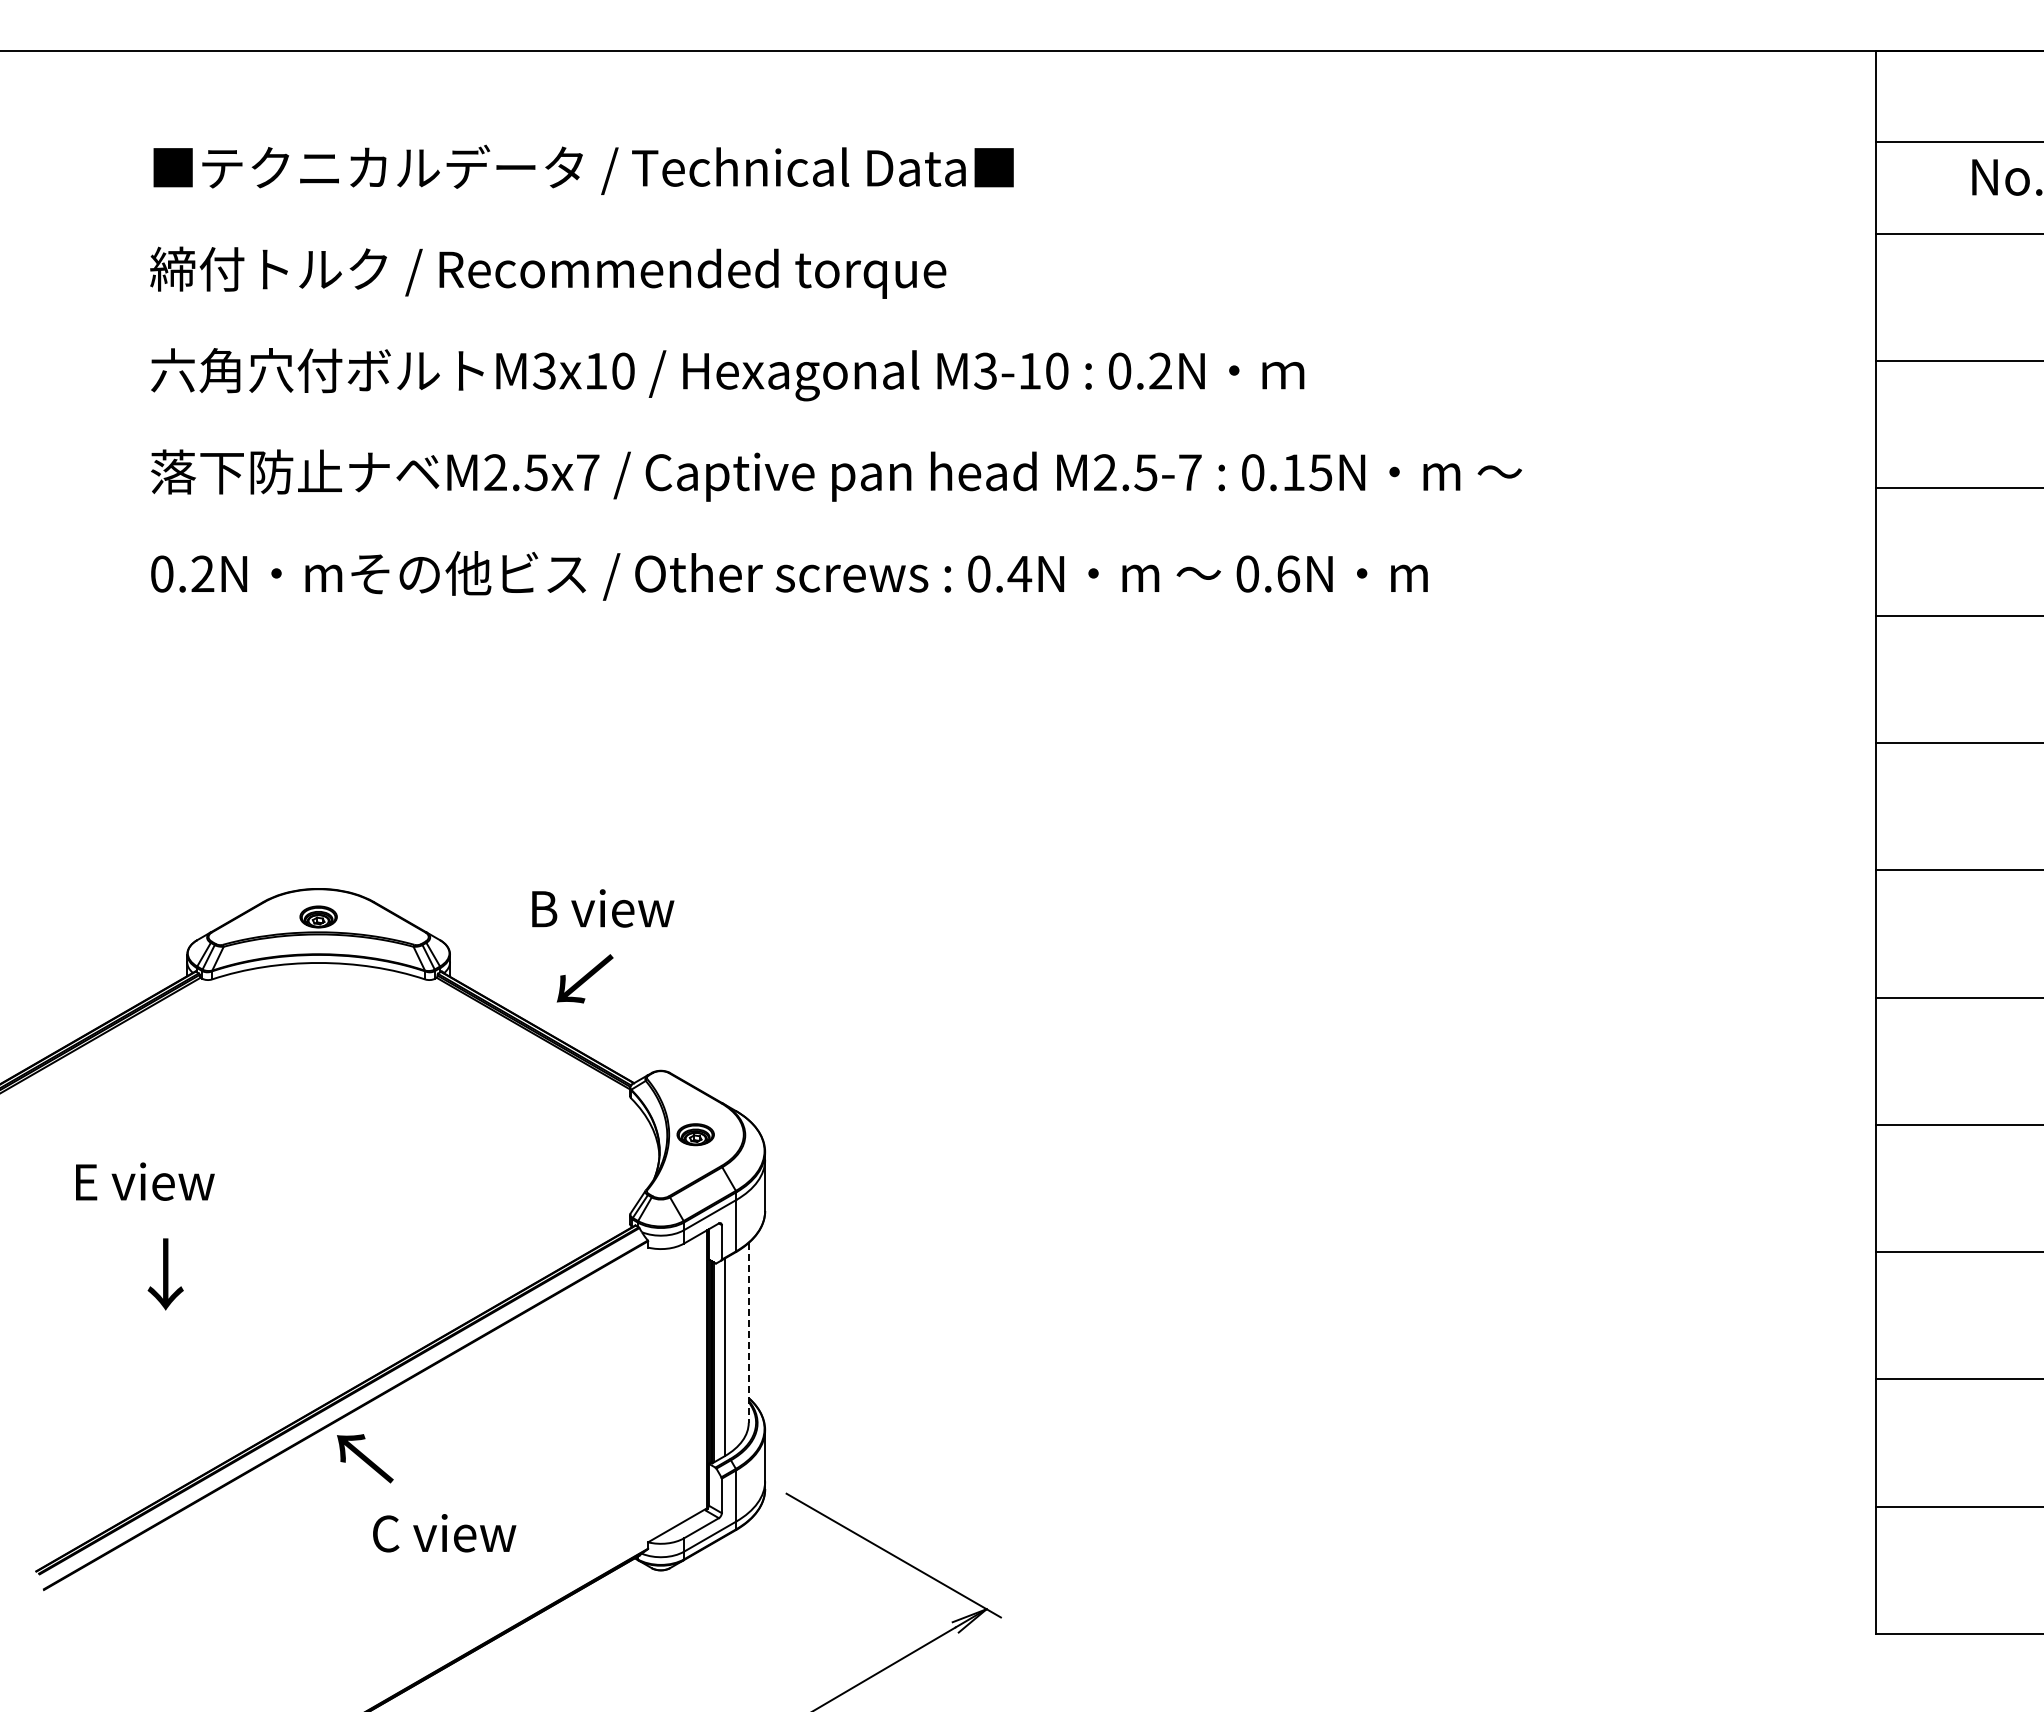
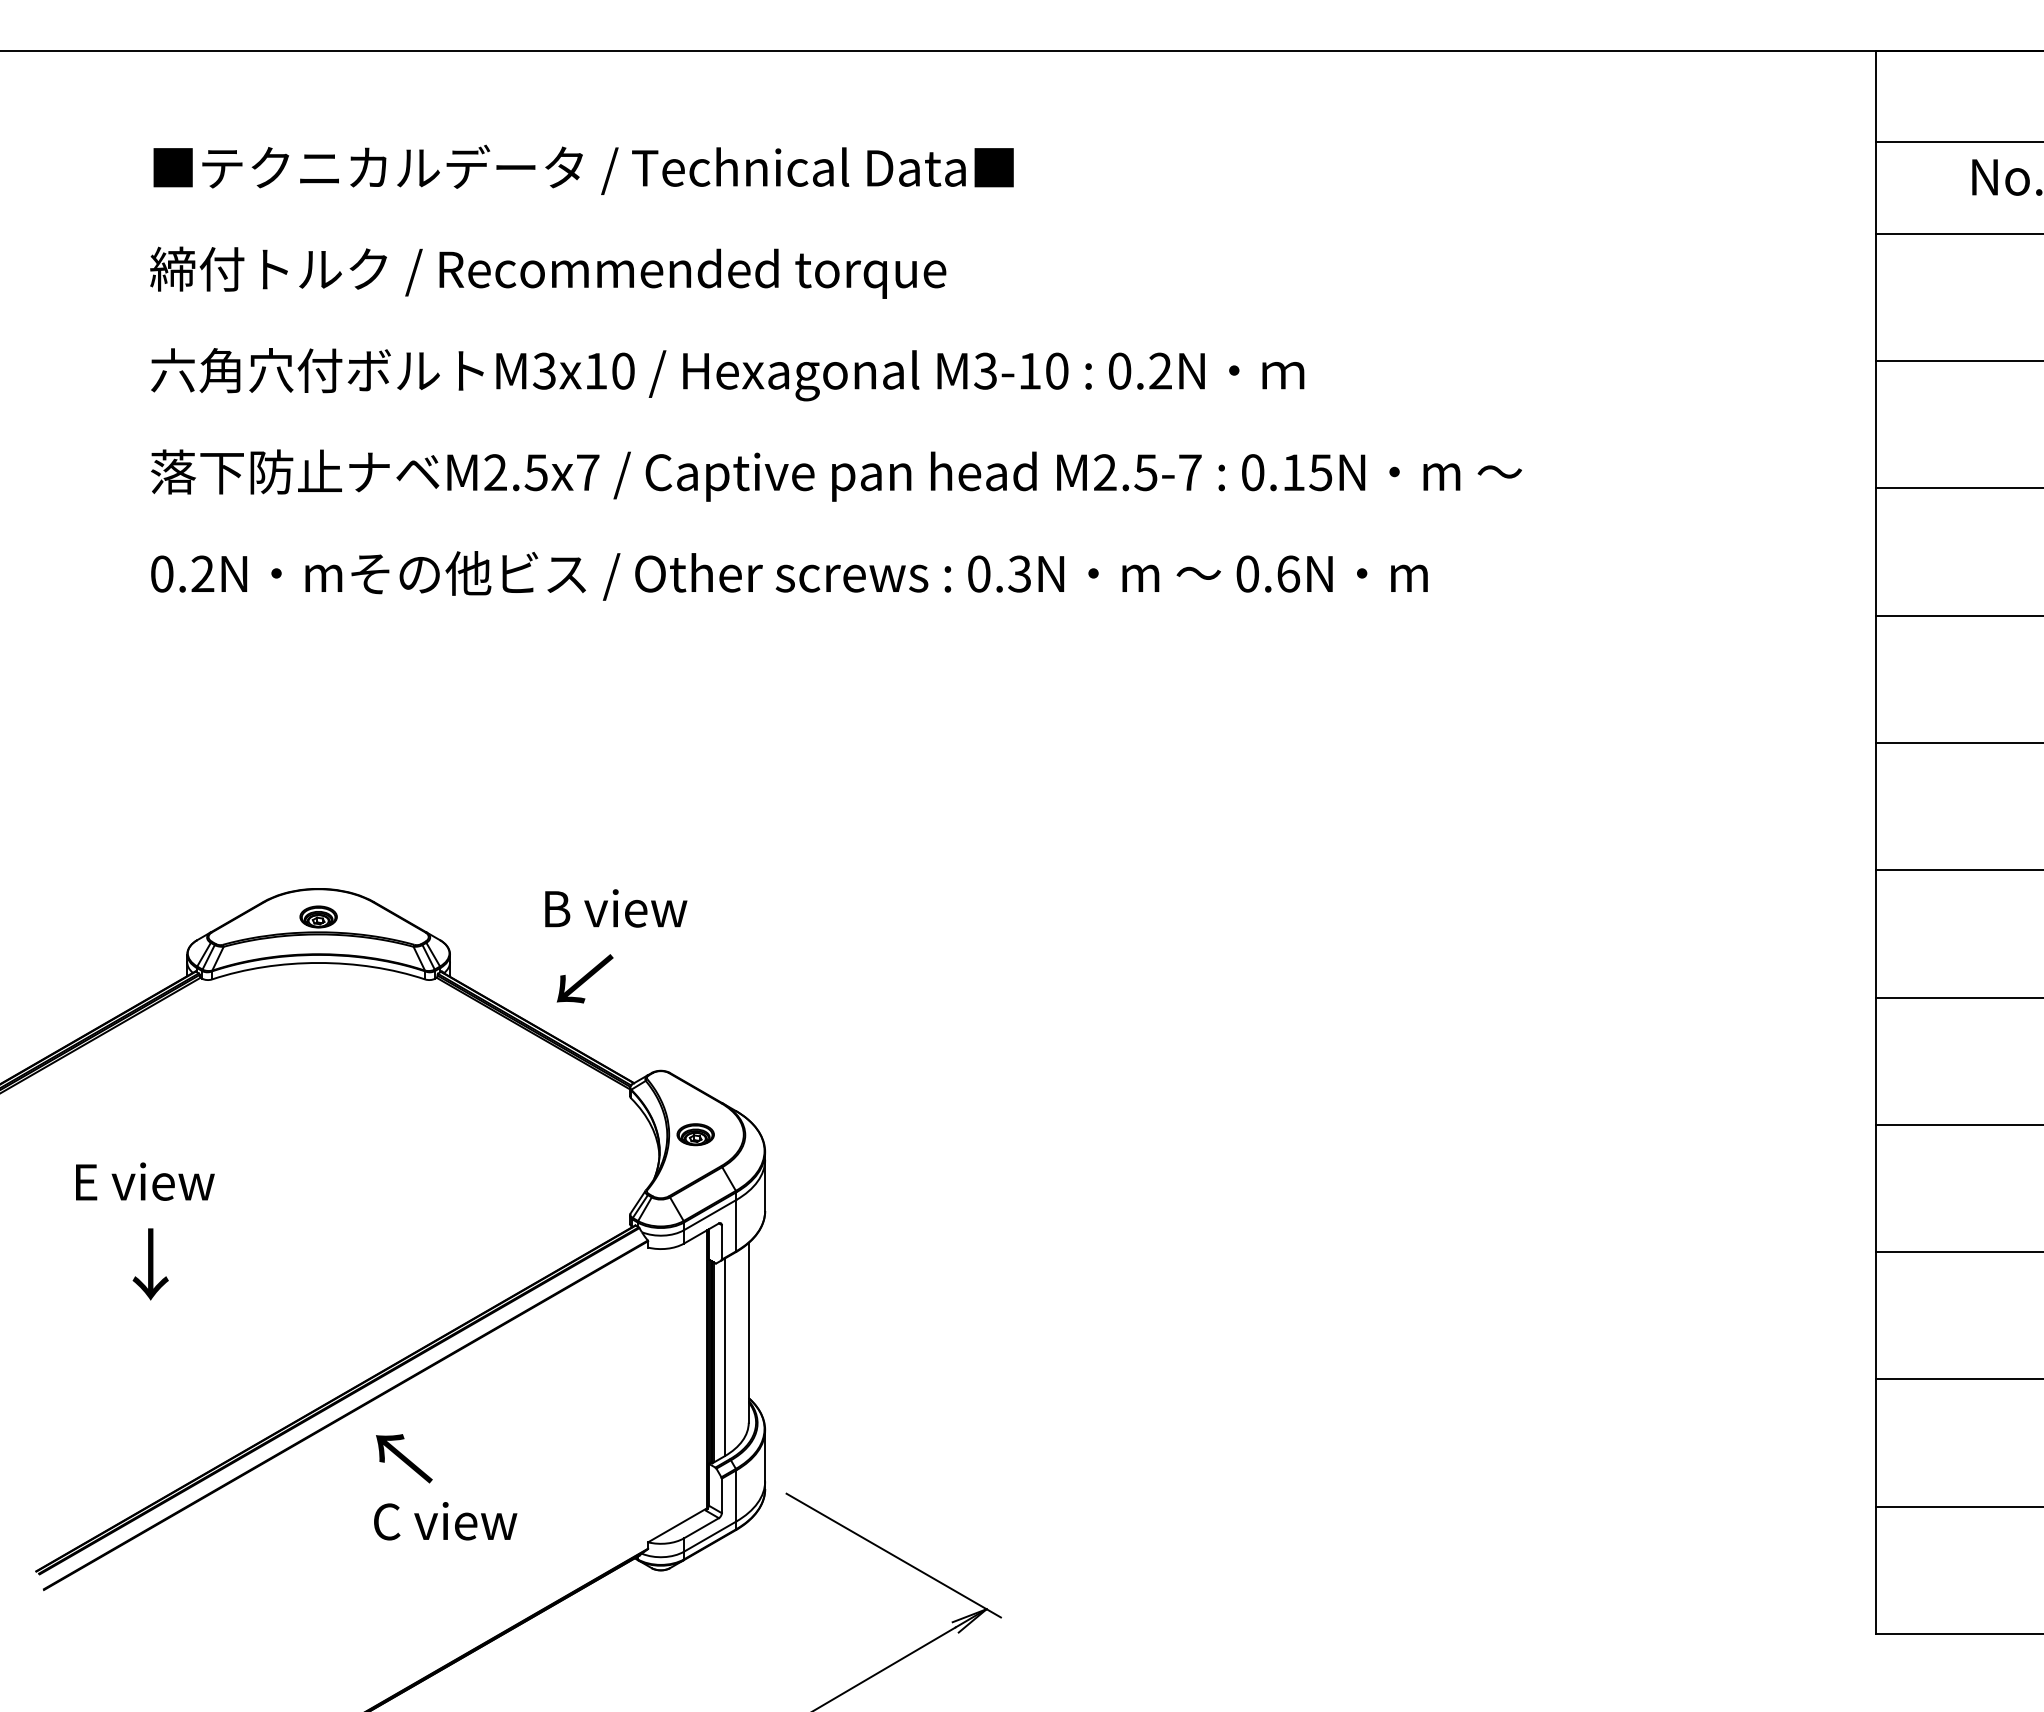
text: 0.4N -> 0.3N (1019, 573)
text position: (603, 908) -> (616, 908) (616, 908)
text position: (165, 1274) -> (150, 1264) (150, 1264)
line: dashed -> solid (748, 1332)
text position: (365, 1458) -> (404, 1458) (404, 1458)
text position: (444, 1533) -> (445, 1521) (445, 1521)
